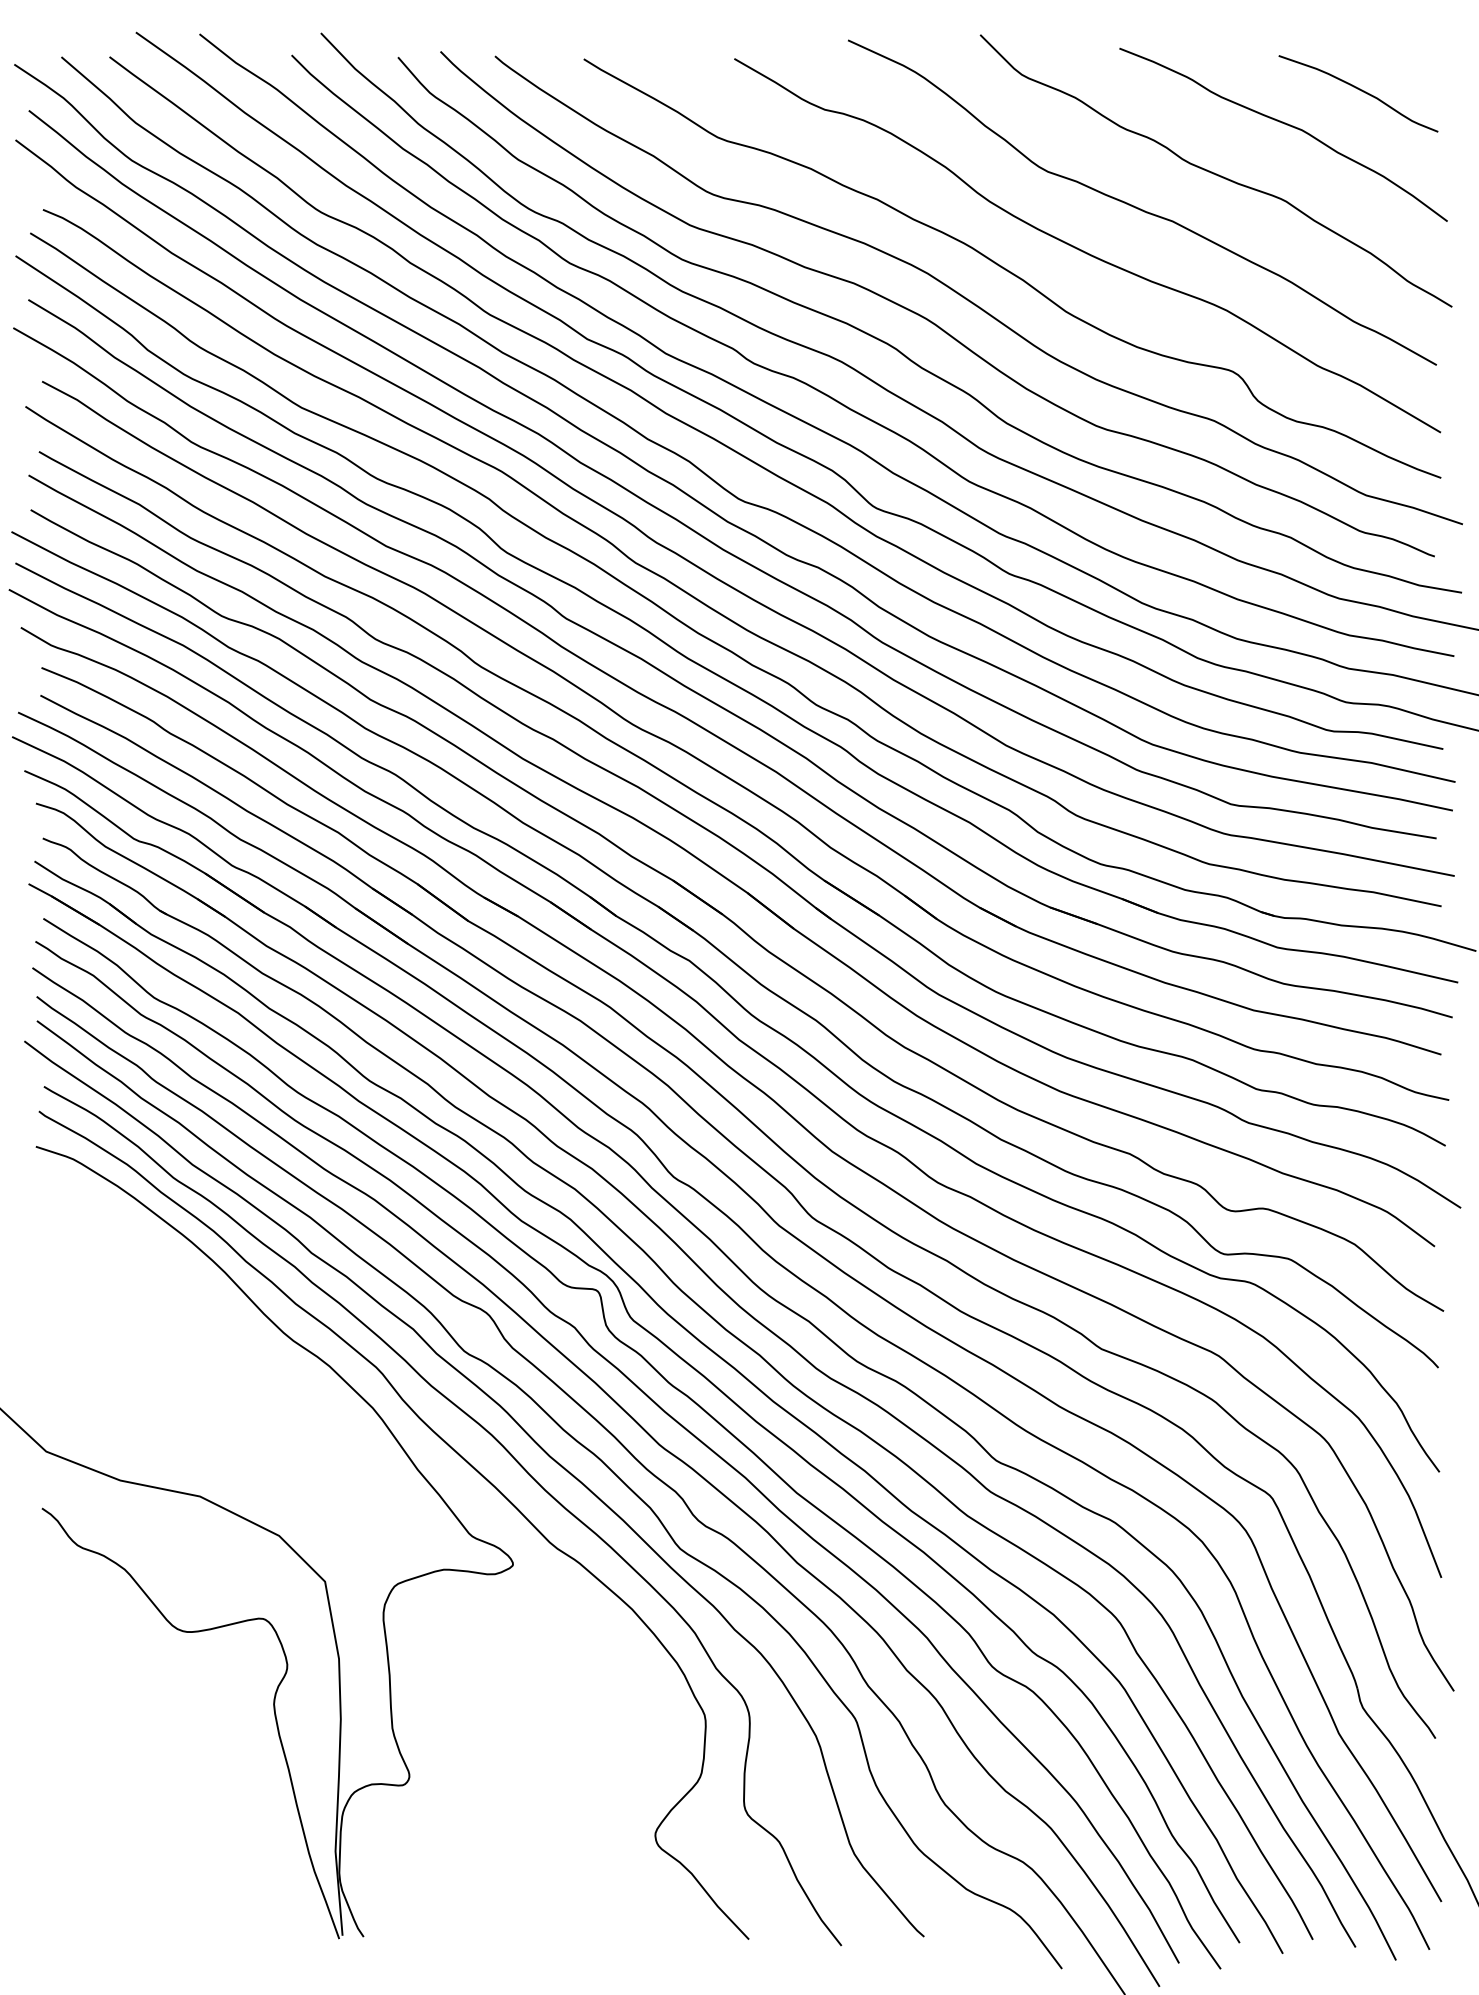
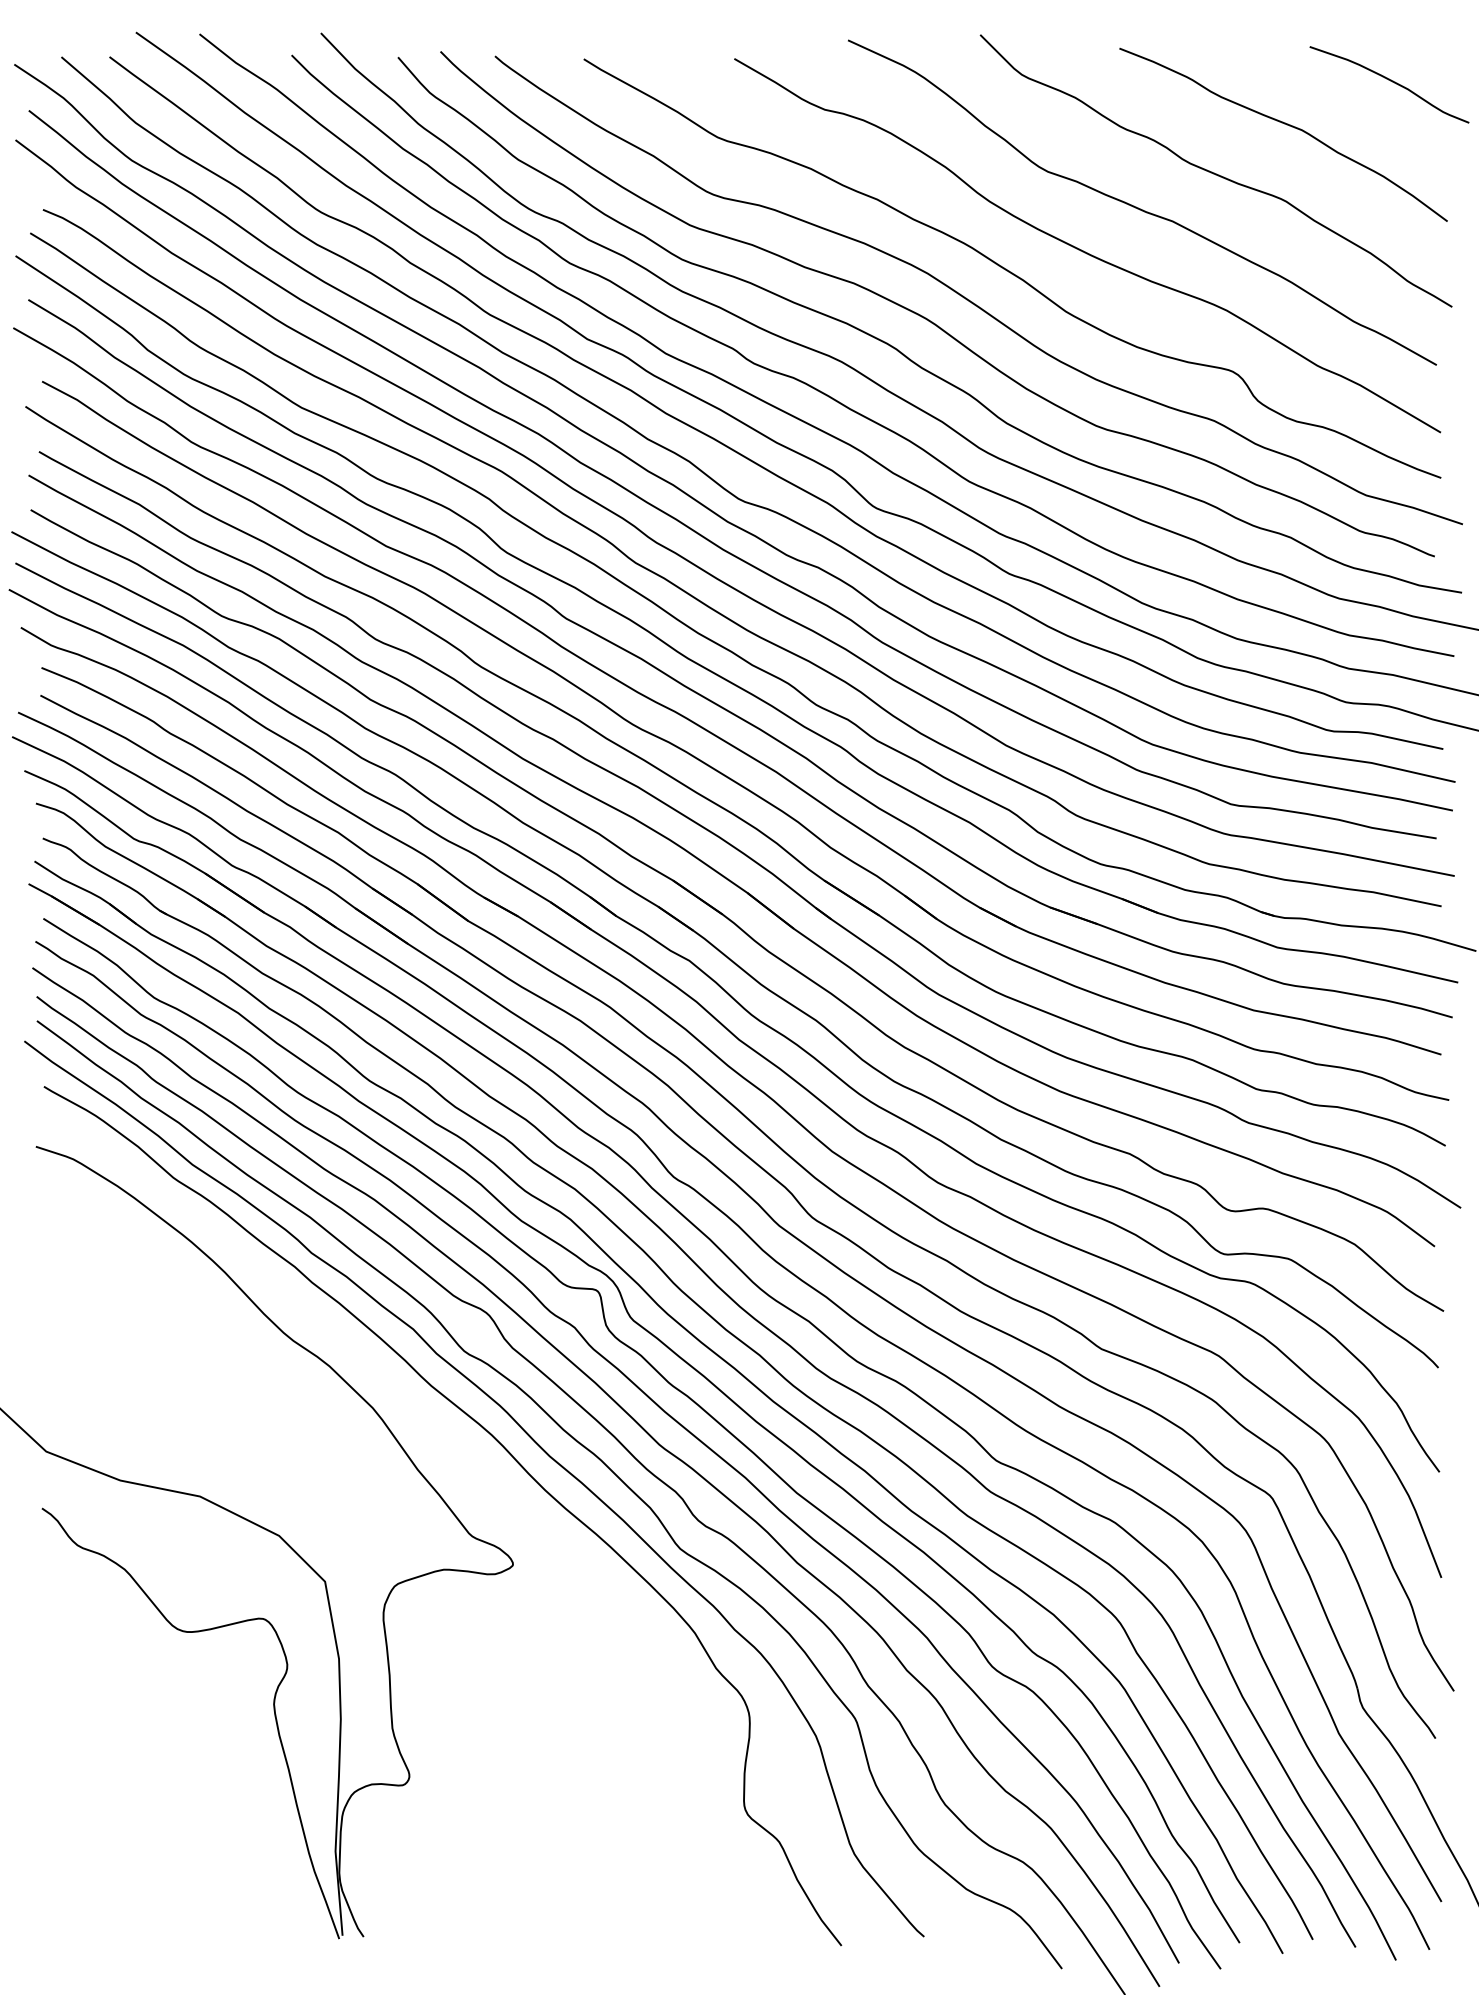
curve position: (1359, 90) -> (1390, 81) (1390, 81)
curve: present -> none (460, 1457)
